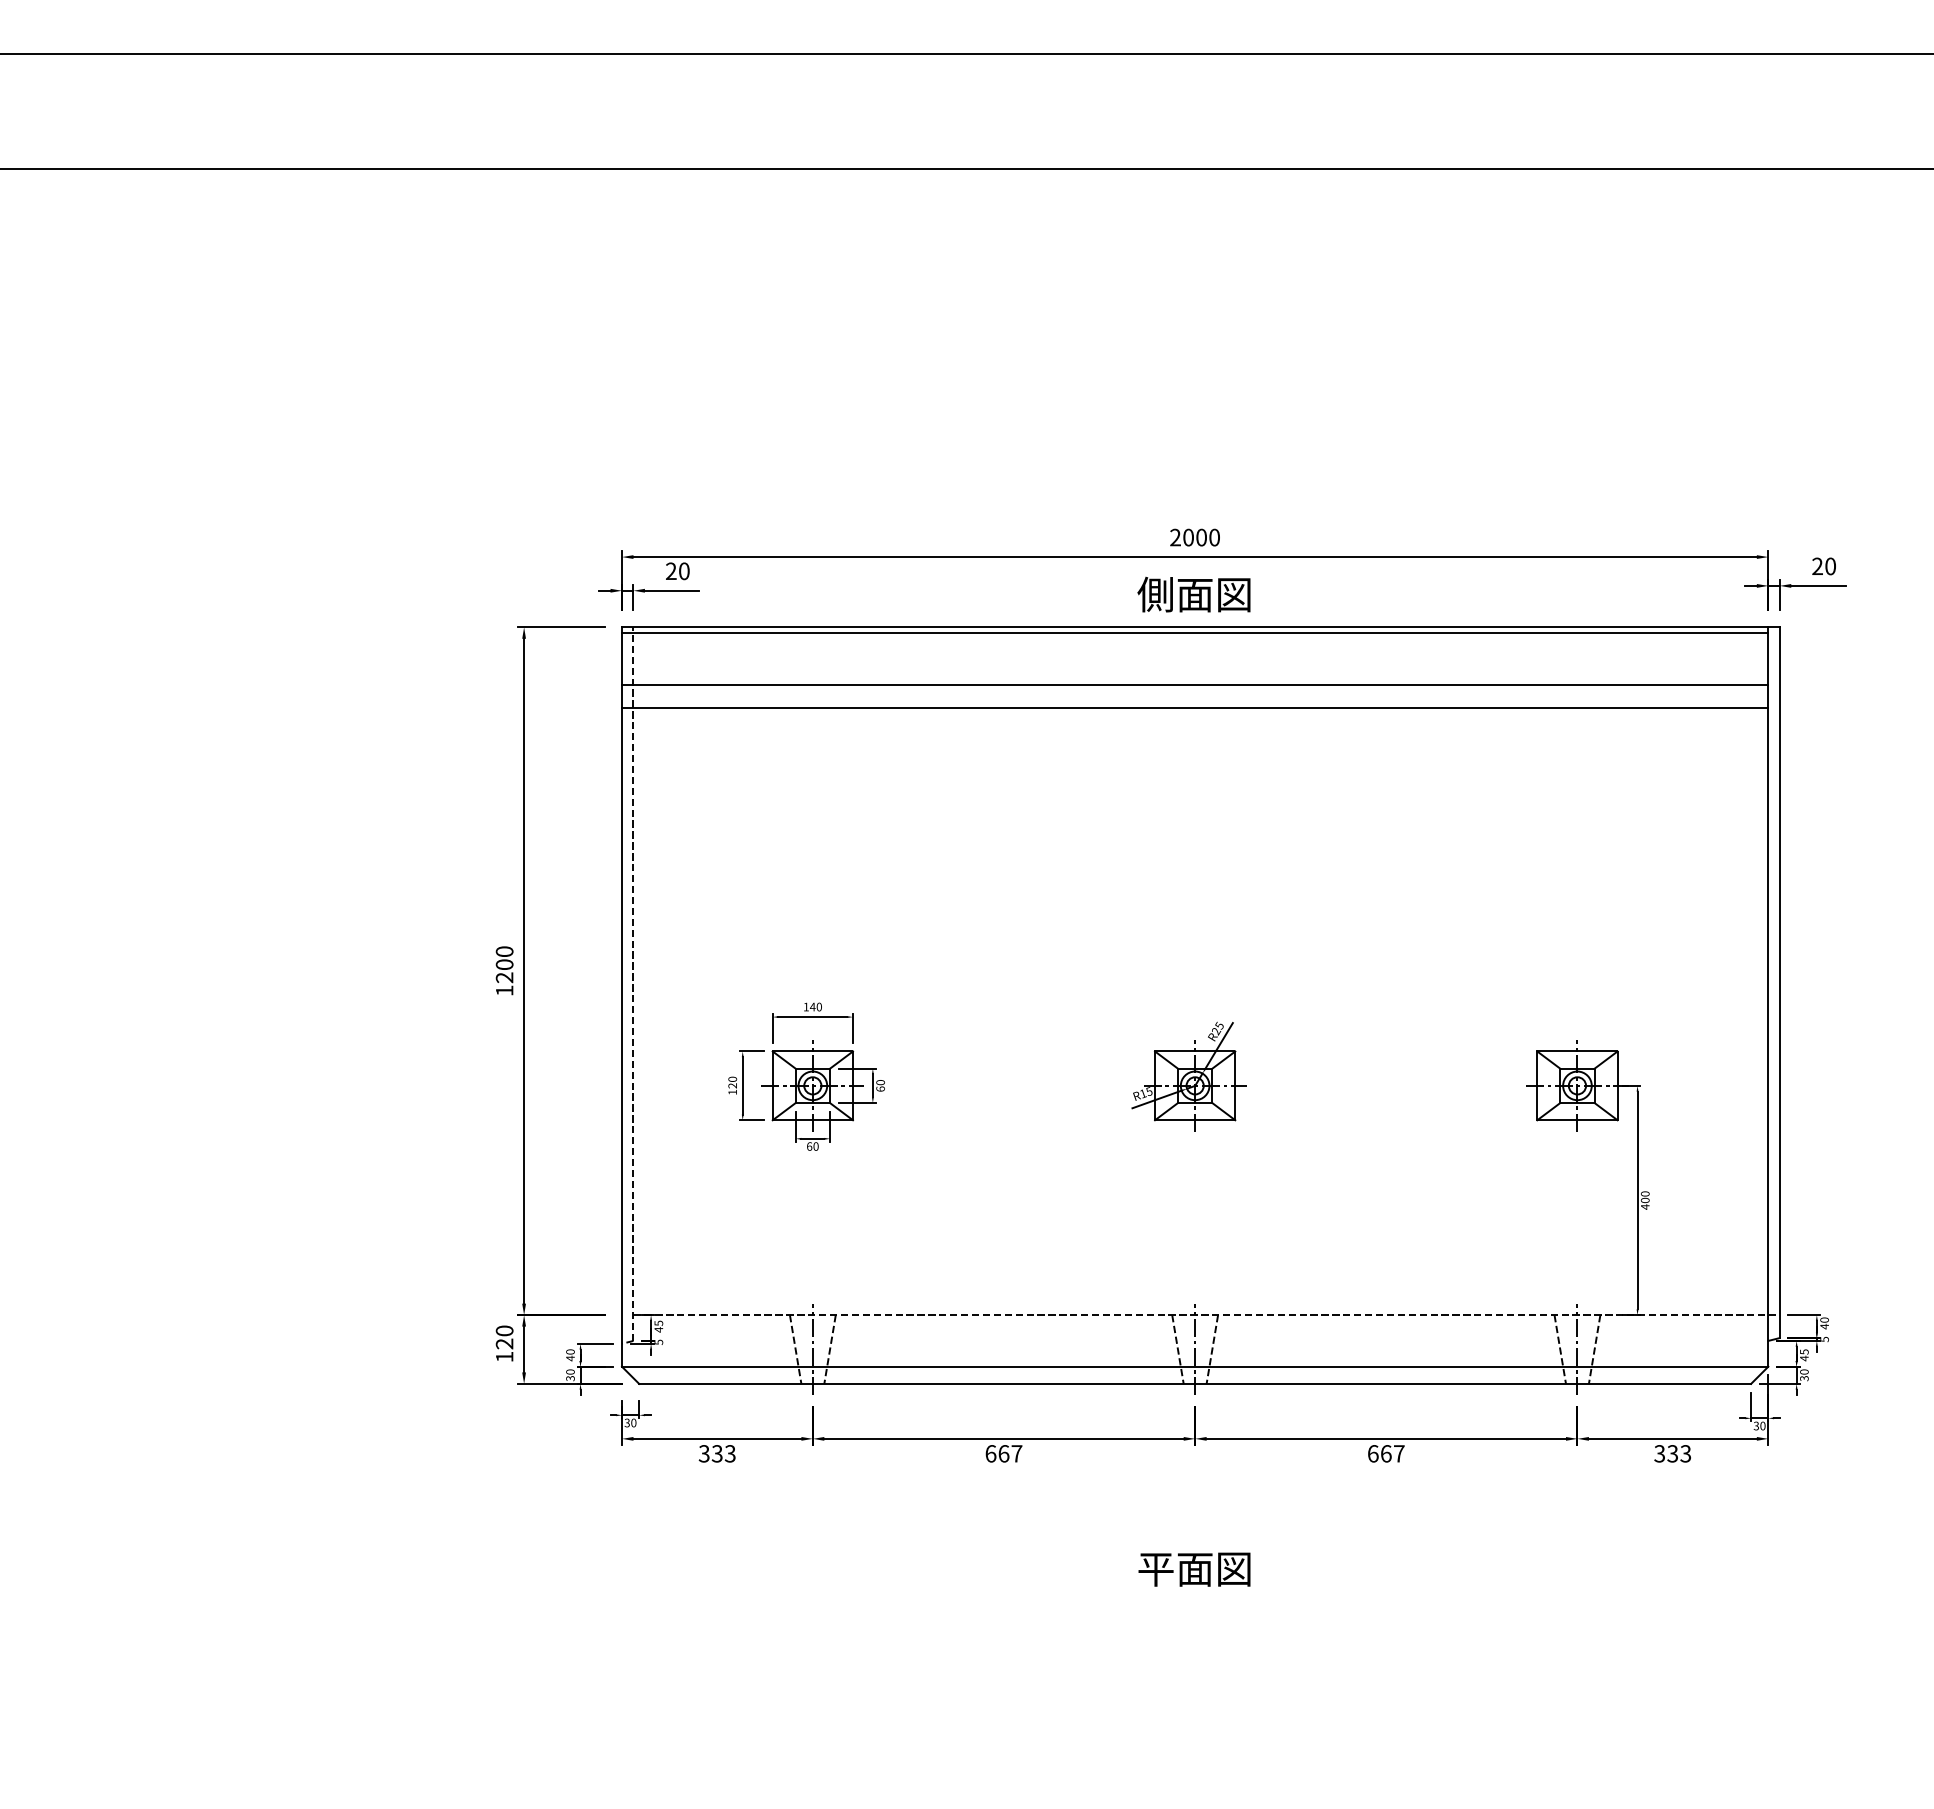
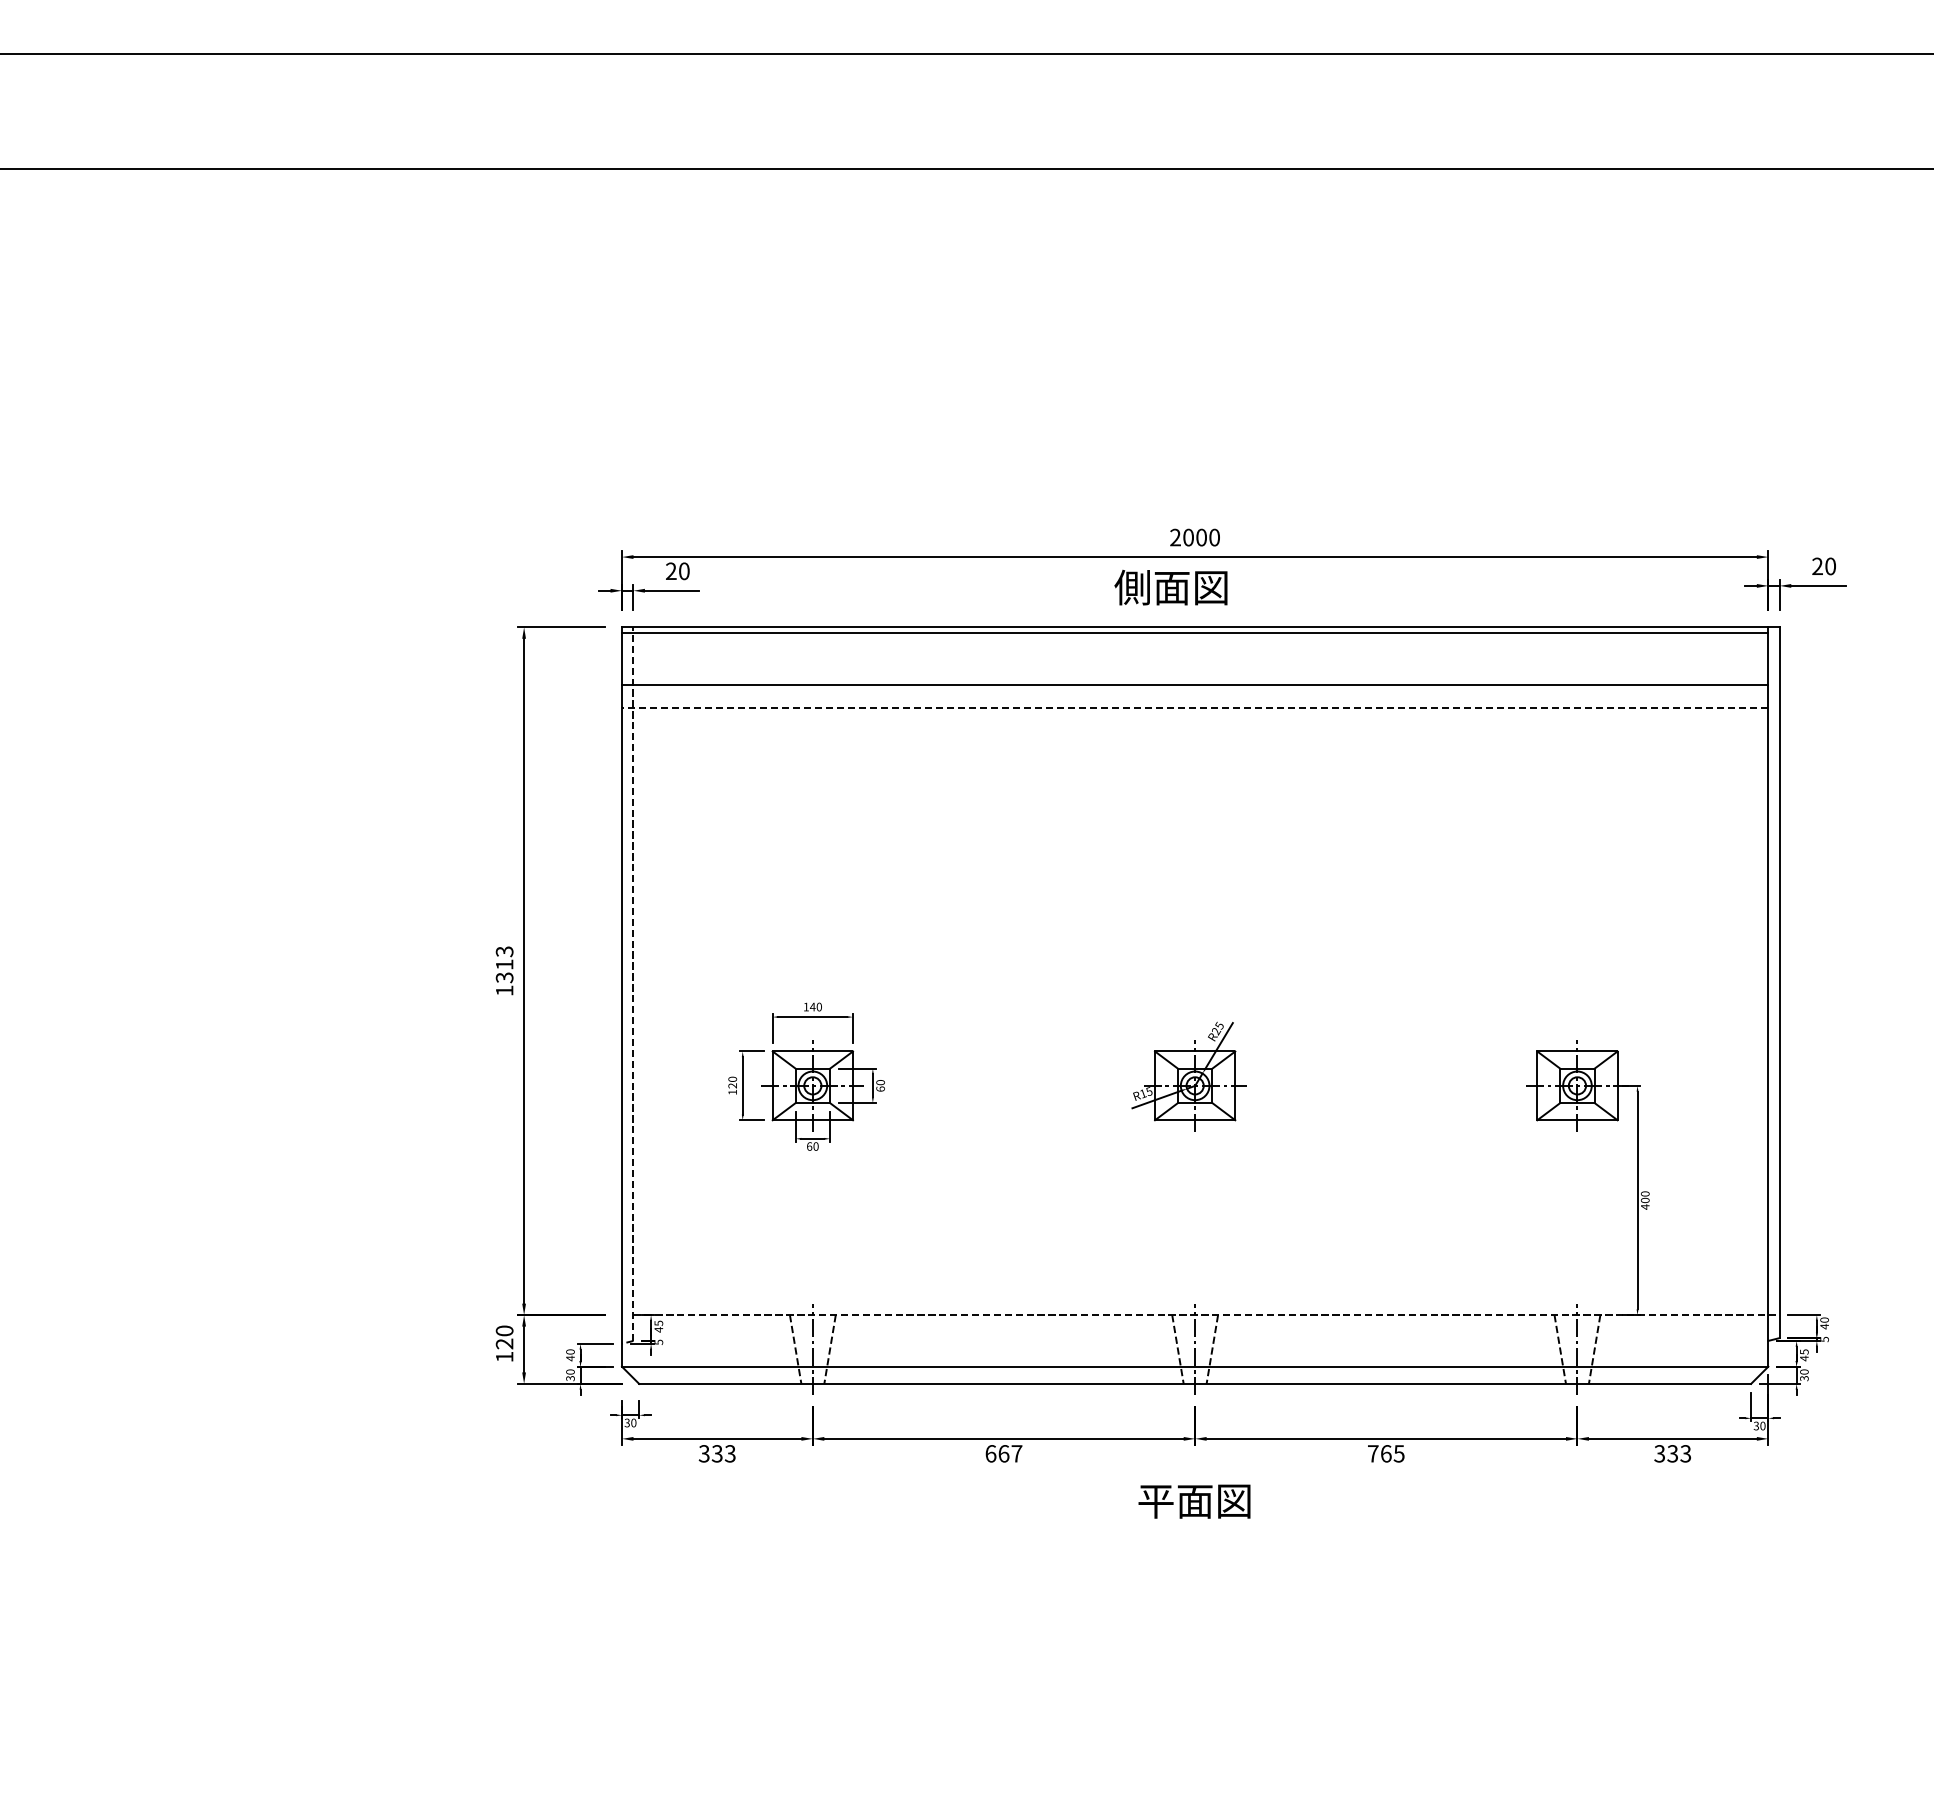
text position: (1193, 594) -> (1170, 587) (1170, 587)
line: solid -> dashed (1194, 707)
text: 1200 -> 1313 (504, 964)
text: 667 -> 765 (1386, 1453)
text position: (1194, 1569) -> (1194, 1501) (1194, 1501)
